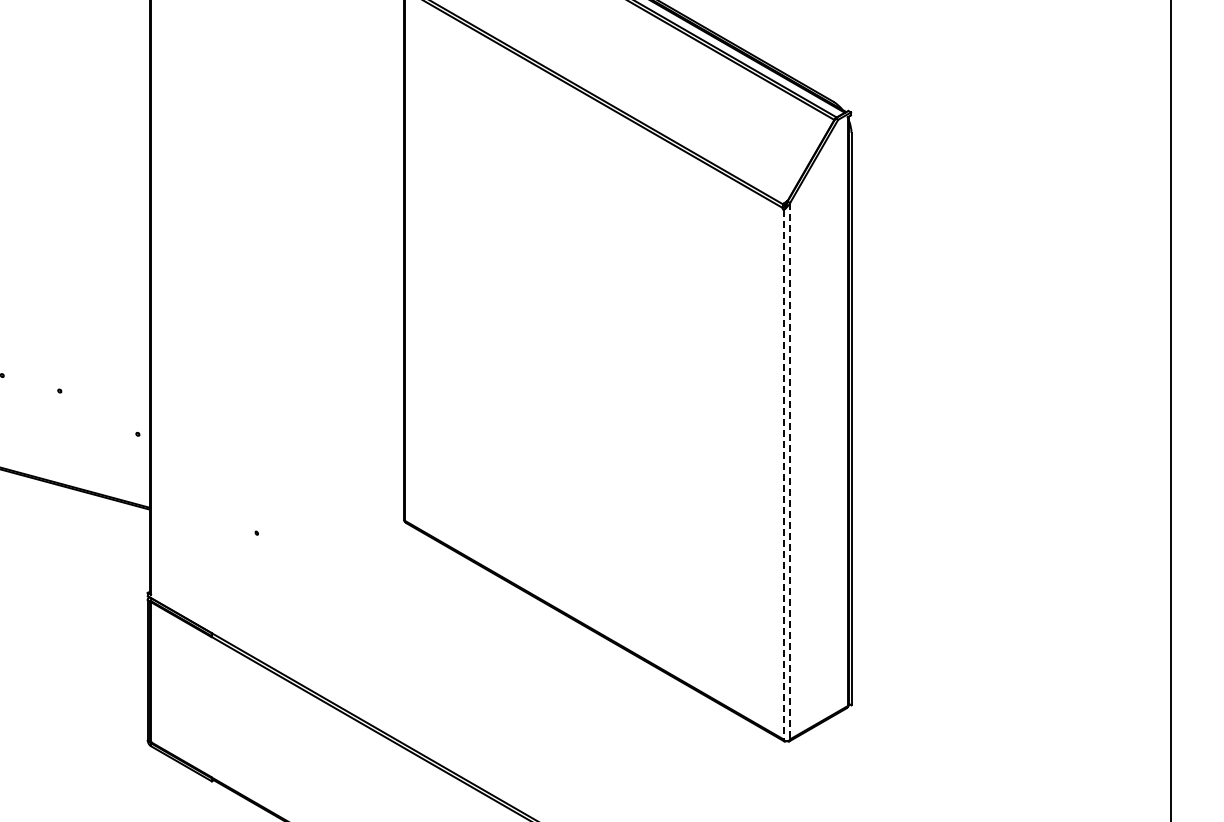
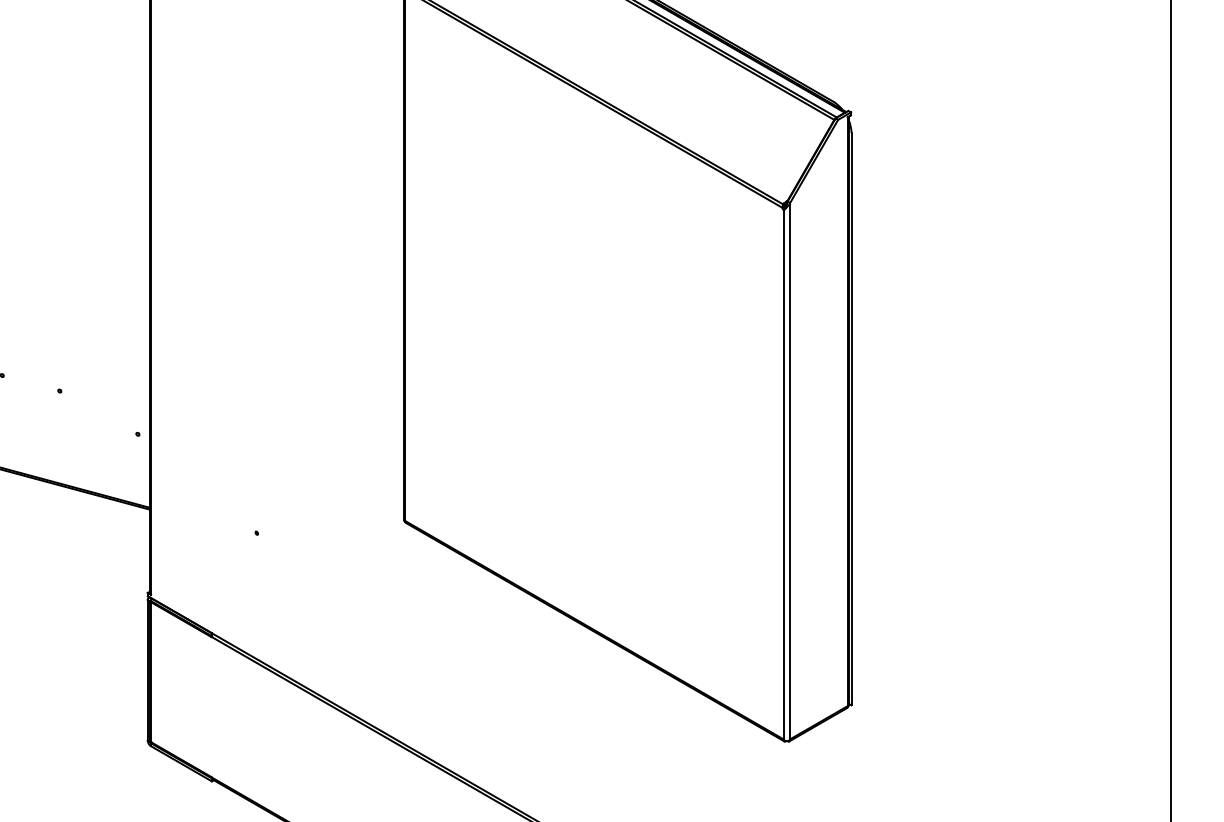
line: dashed -> solid (790, 471)
line: dashed -> solid (783, 474)
